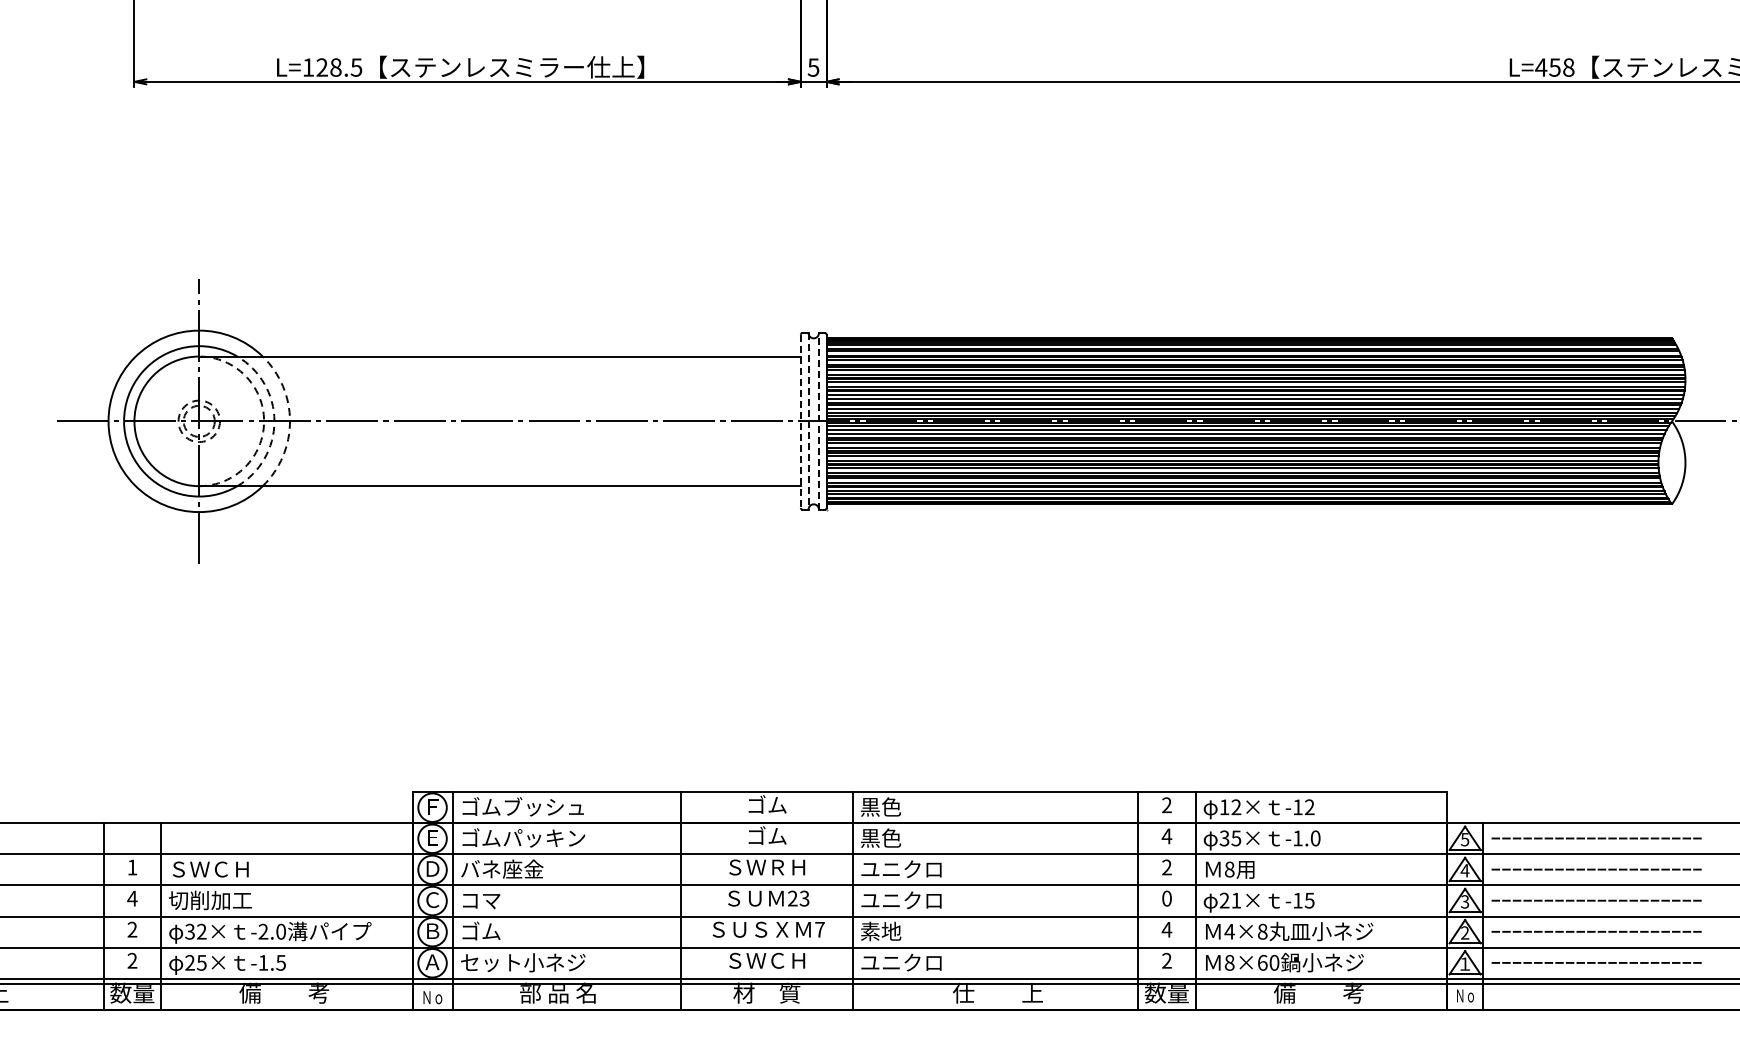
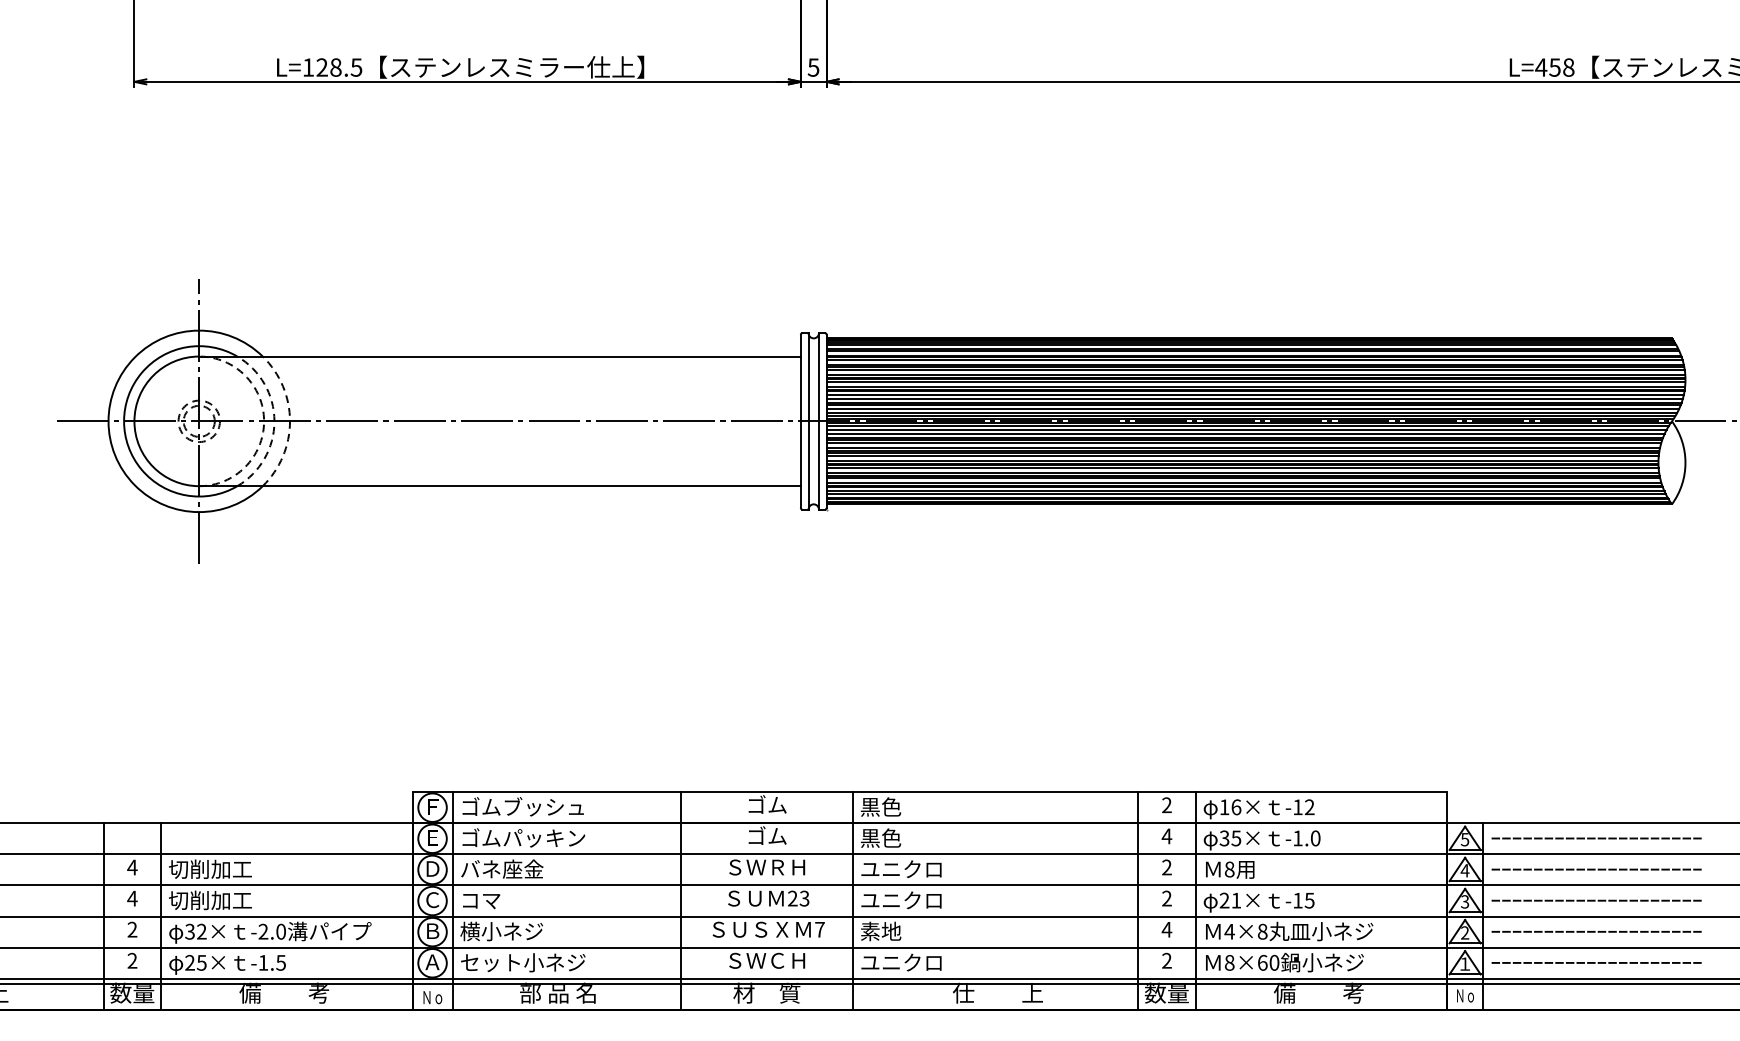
line: dashed -> solid (818, 420)
line: dashed -> solid (800, 421)
line: dashed -> solid (808, 421)
text: 12× -> 16× (1236, 807)
text: 1 -> 4 (132, 867)
text: ＳＷＣＨ -> 切削加工 (209, 868)
text: 0 -> 2 (1166, 898)
text: ゴム -> 横小ネジ (501, 931)
